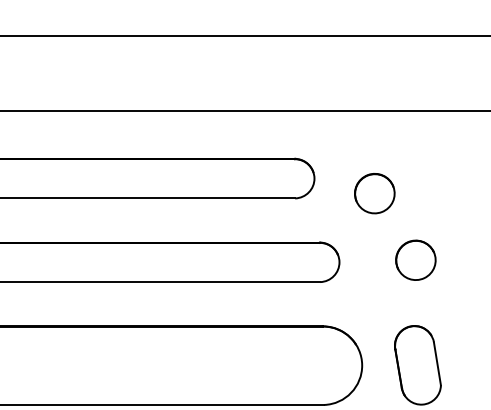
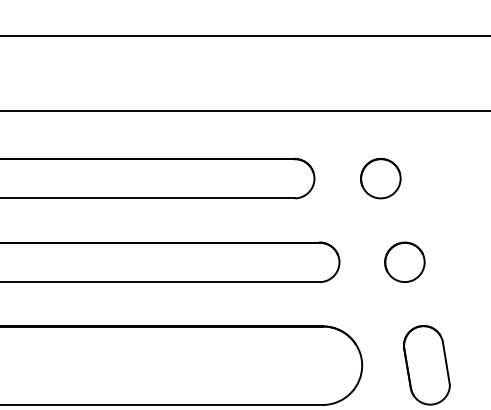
part position: (374, 193) -> (380, 178) (380, 178)
part position: (415, 259) -> (404, 261) (404, 261)
part position: (417, 365) -> (426, 365) (426, 365)
